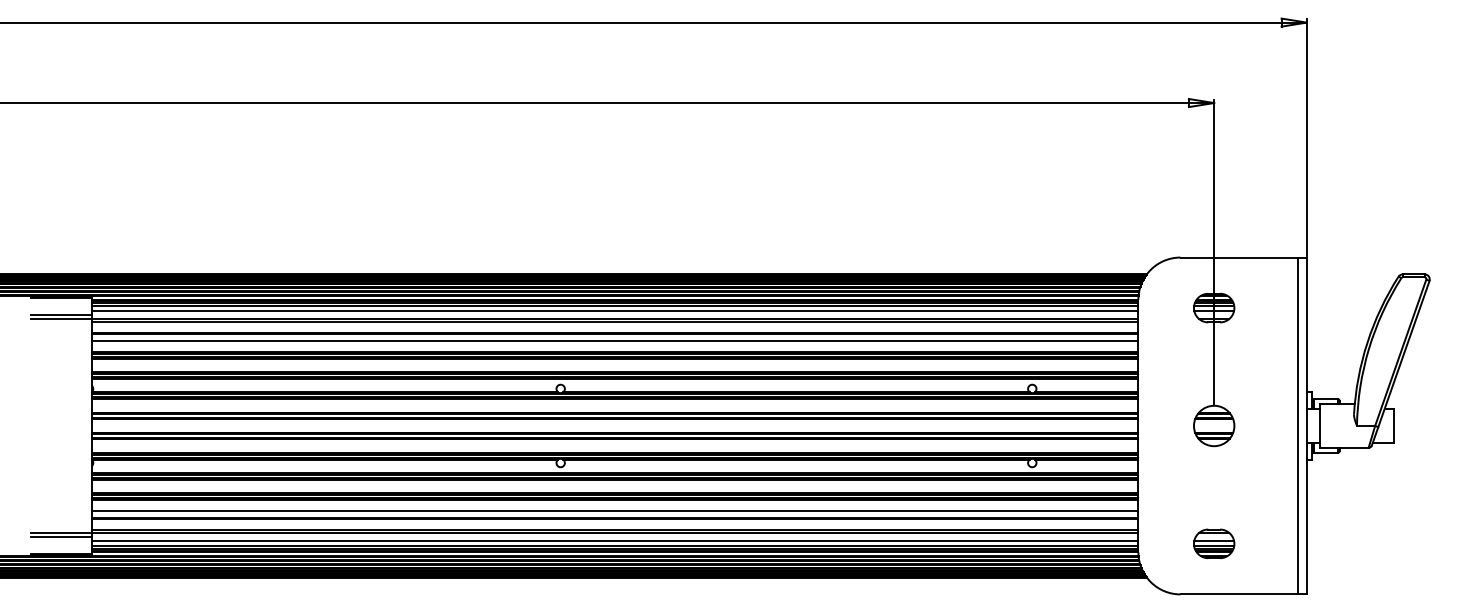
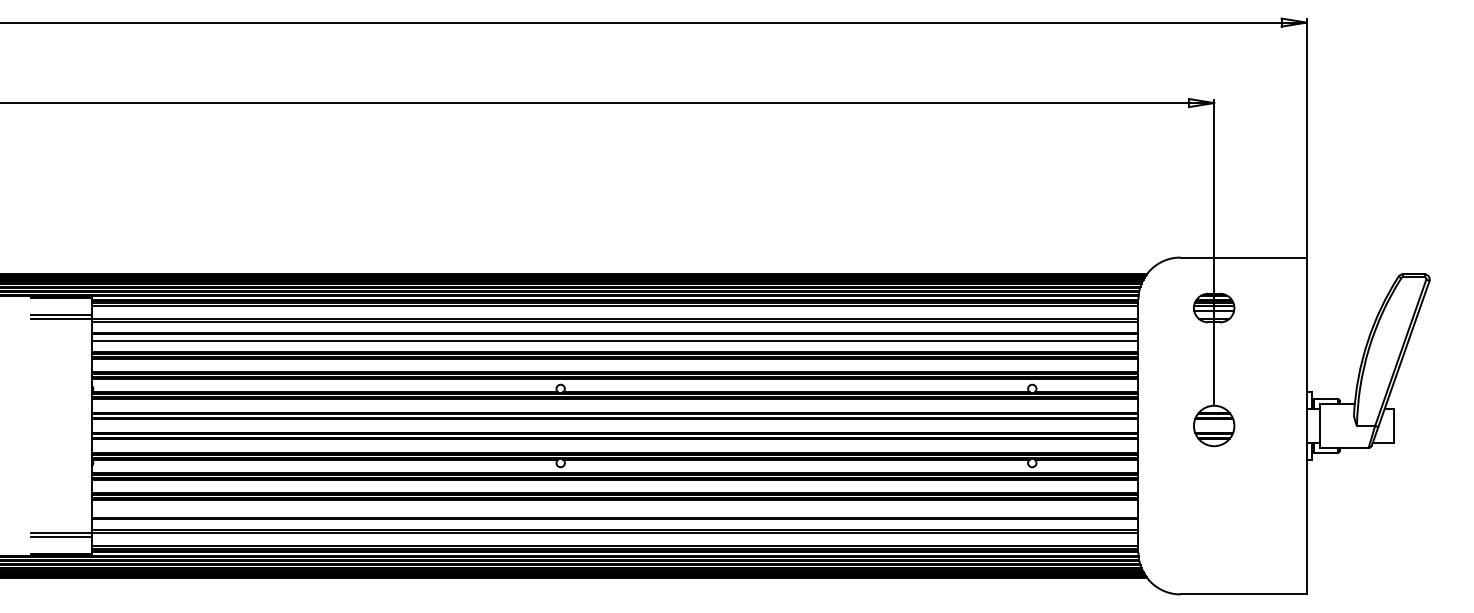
line: present -> none (614, 310)
line: present -> none (1298, 425)
line: present -> none (614, 511)
line: present -> none (614, 541)
part: present -> none (1214, 543)
